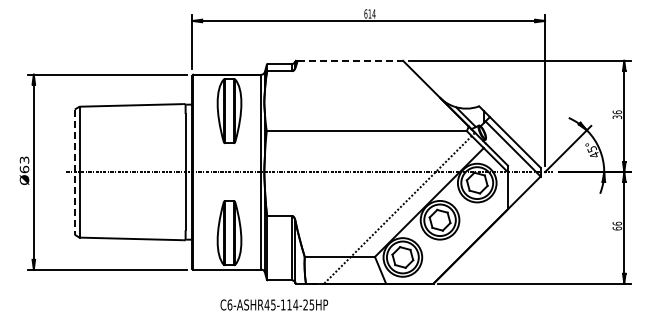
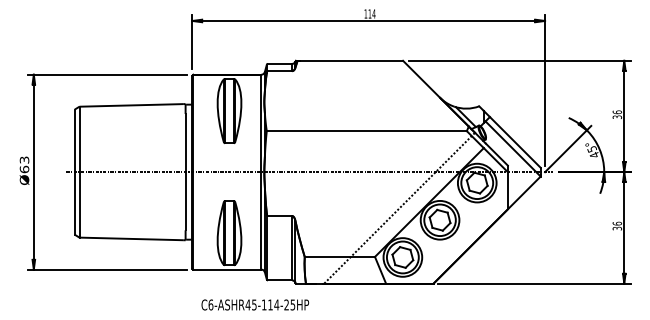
text: 614 -> 114 (365, 13)
line: dashed -> solid (350, 60)
line: dashed -> solid (74, 172)
text: 66 -> 36 (617, 228)
text position: (274, 304) -> (255, 304) (255, 304)
